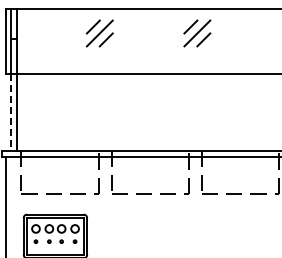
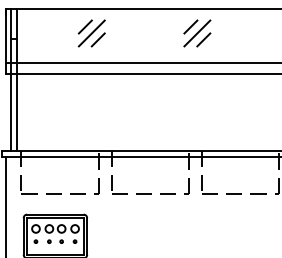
part position: (99, 33) -> (91, 33) (91, 33)
line: none -> present (141, 63)
line: dashed -> solid (10, 112)
